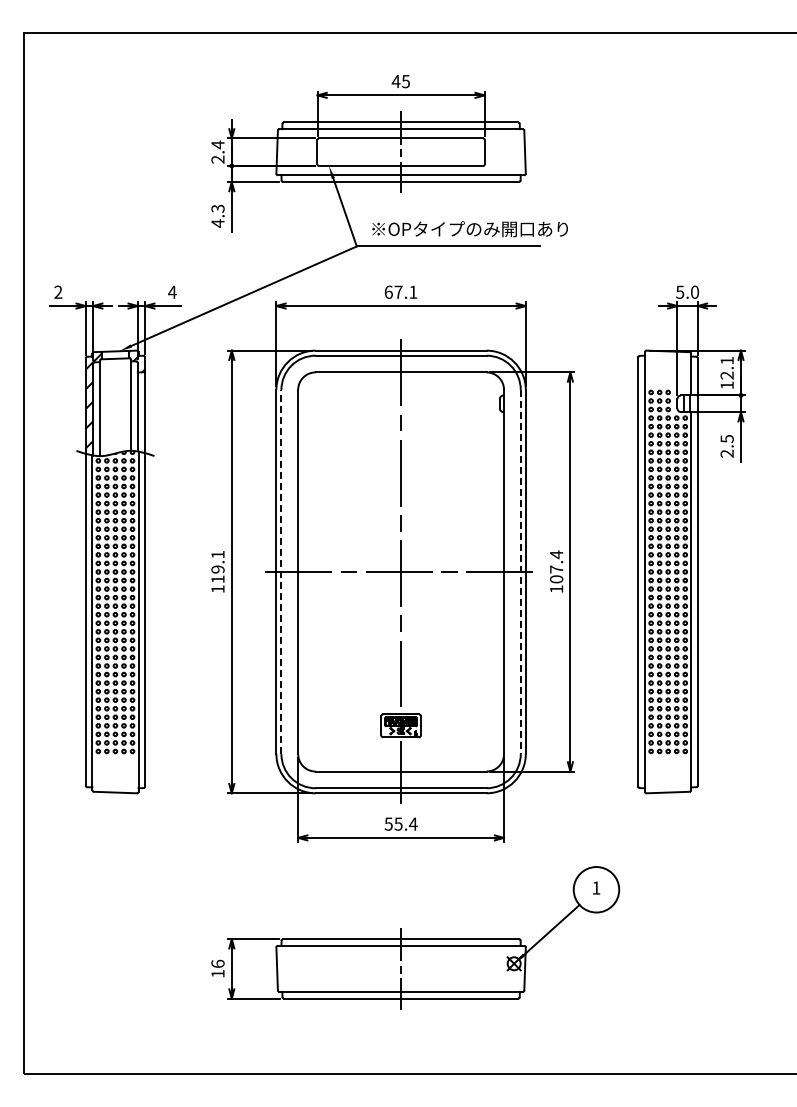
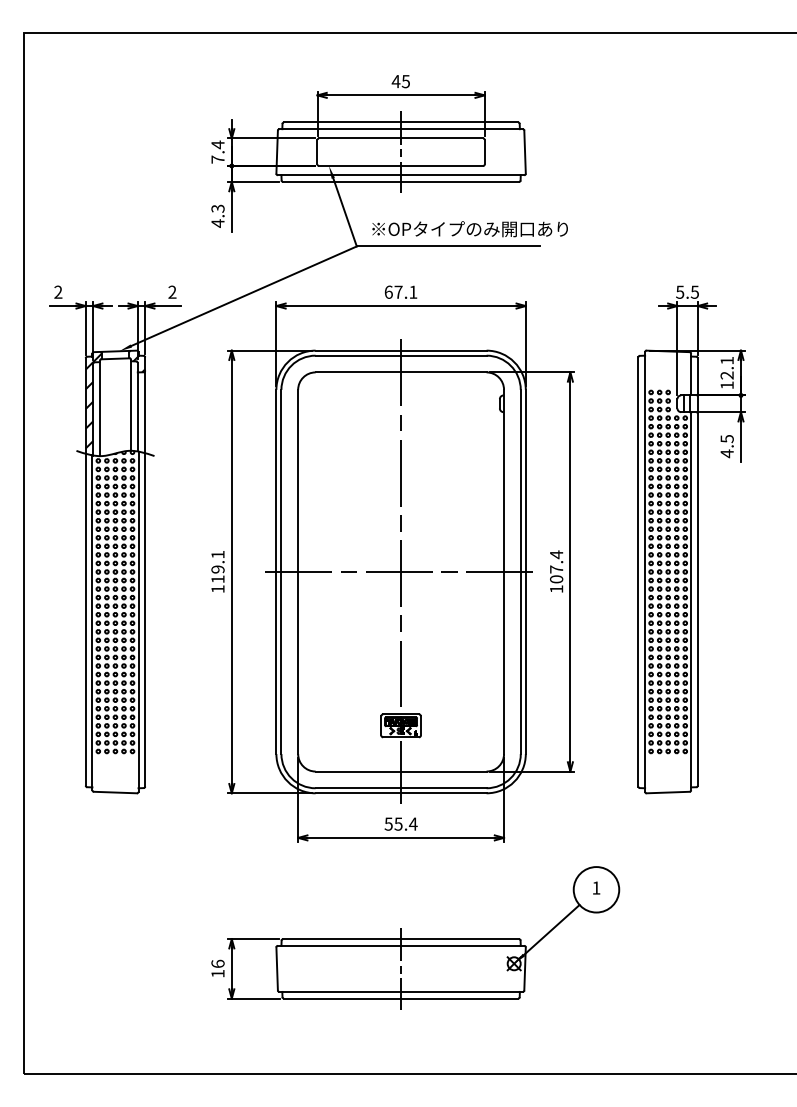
text: 2.4 -> 7.4 (217, 159)
text: 4 -> 2 (172, 291)
text: 5.0 -> 5.5 (694, 291)
text: 2.5 -> 4.5 (726, 453)
line: dashed -> solid (281, 571)
line: dashed -> solid (520, 572)
